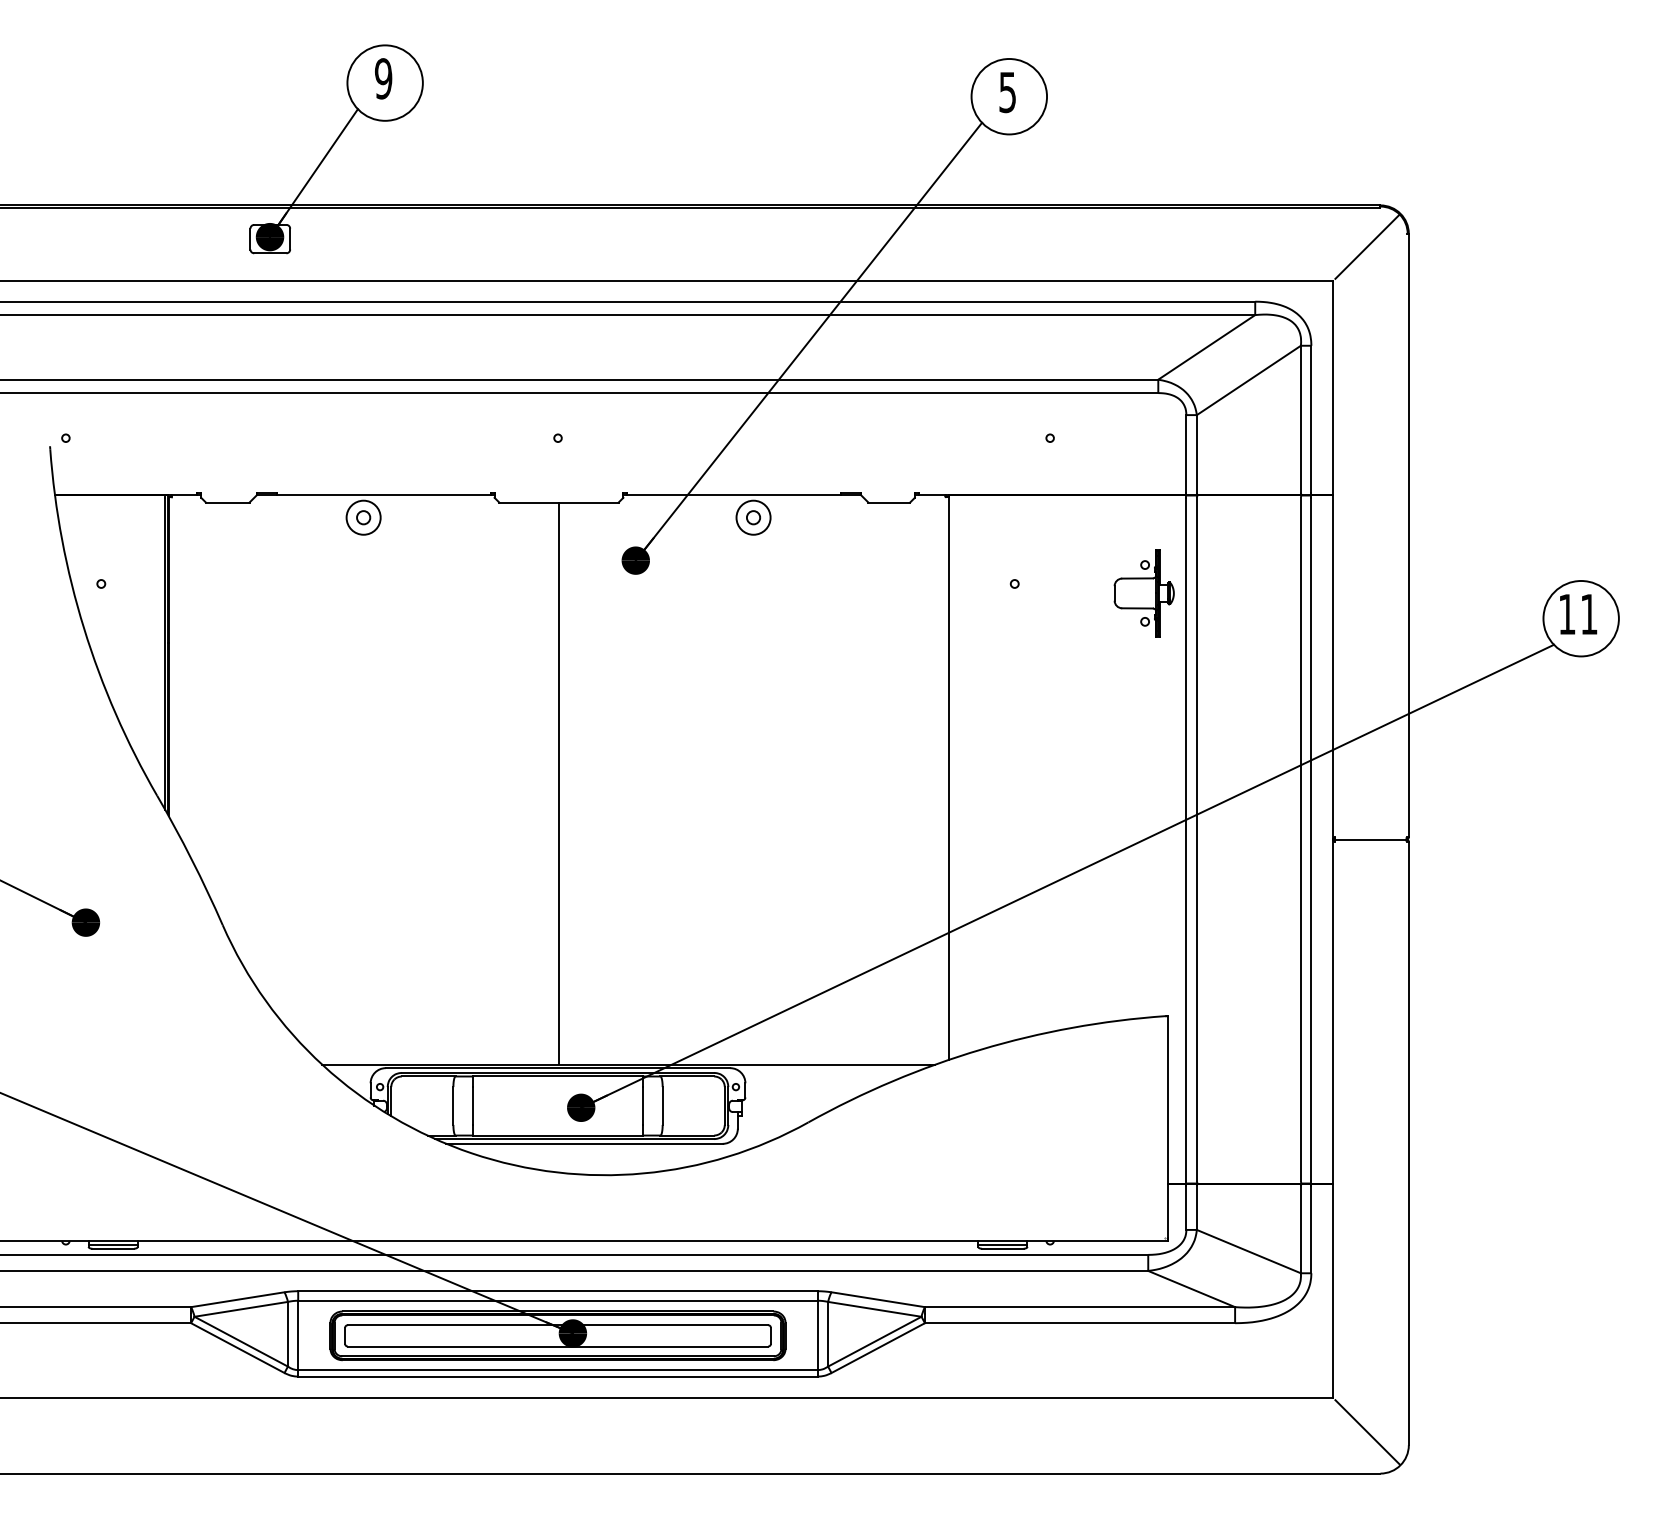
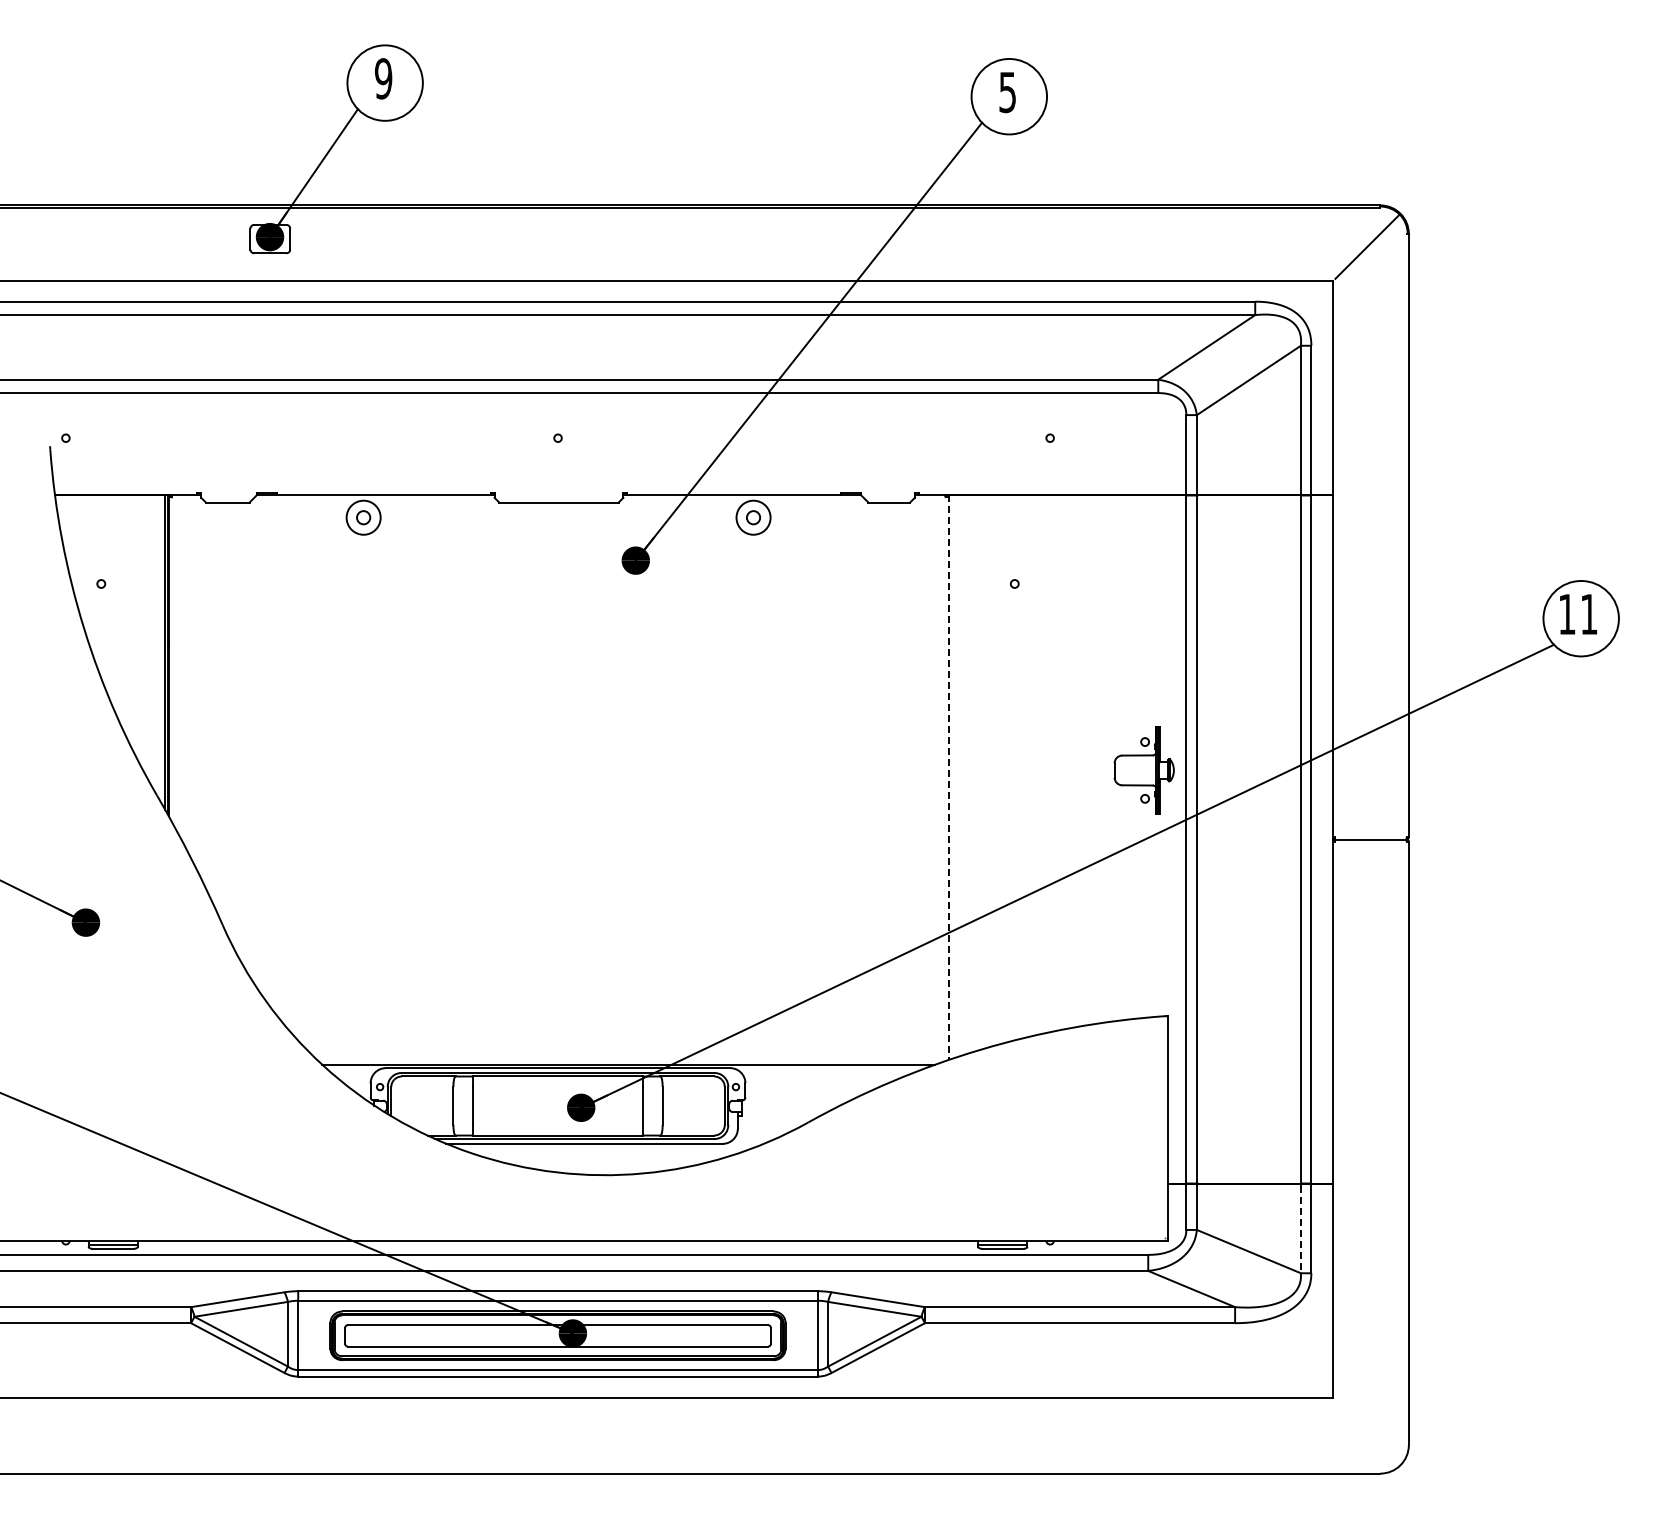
part position: (1143, 593) -> (1143, 770) (1143, 770)
line: solid -> dashed (948, 778)
line: present -> none (558, 782)
line: solid -> dashed (1300, 1229)
line: present -> none (1367, 1432)
